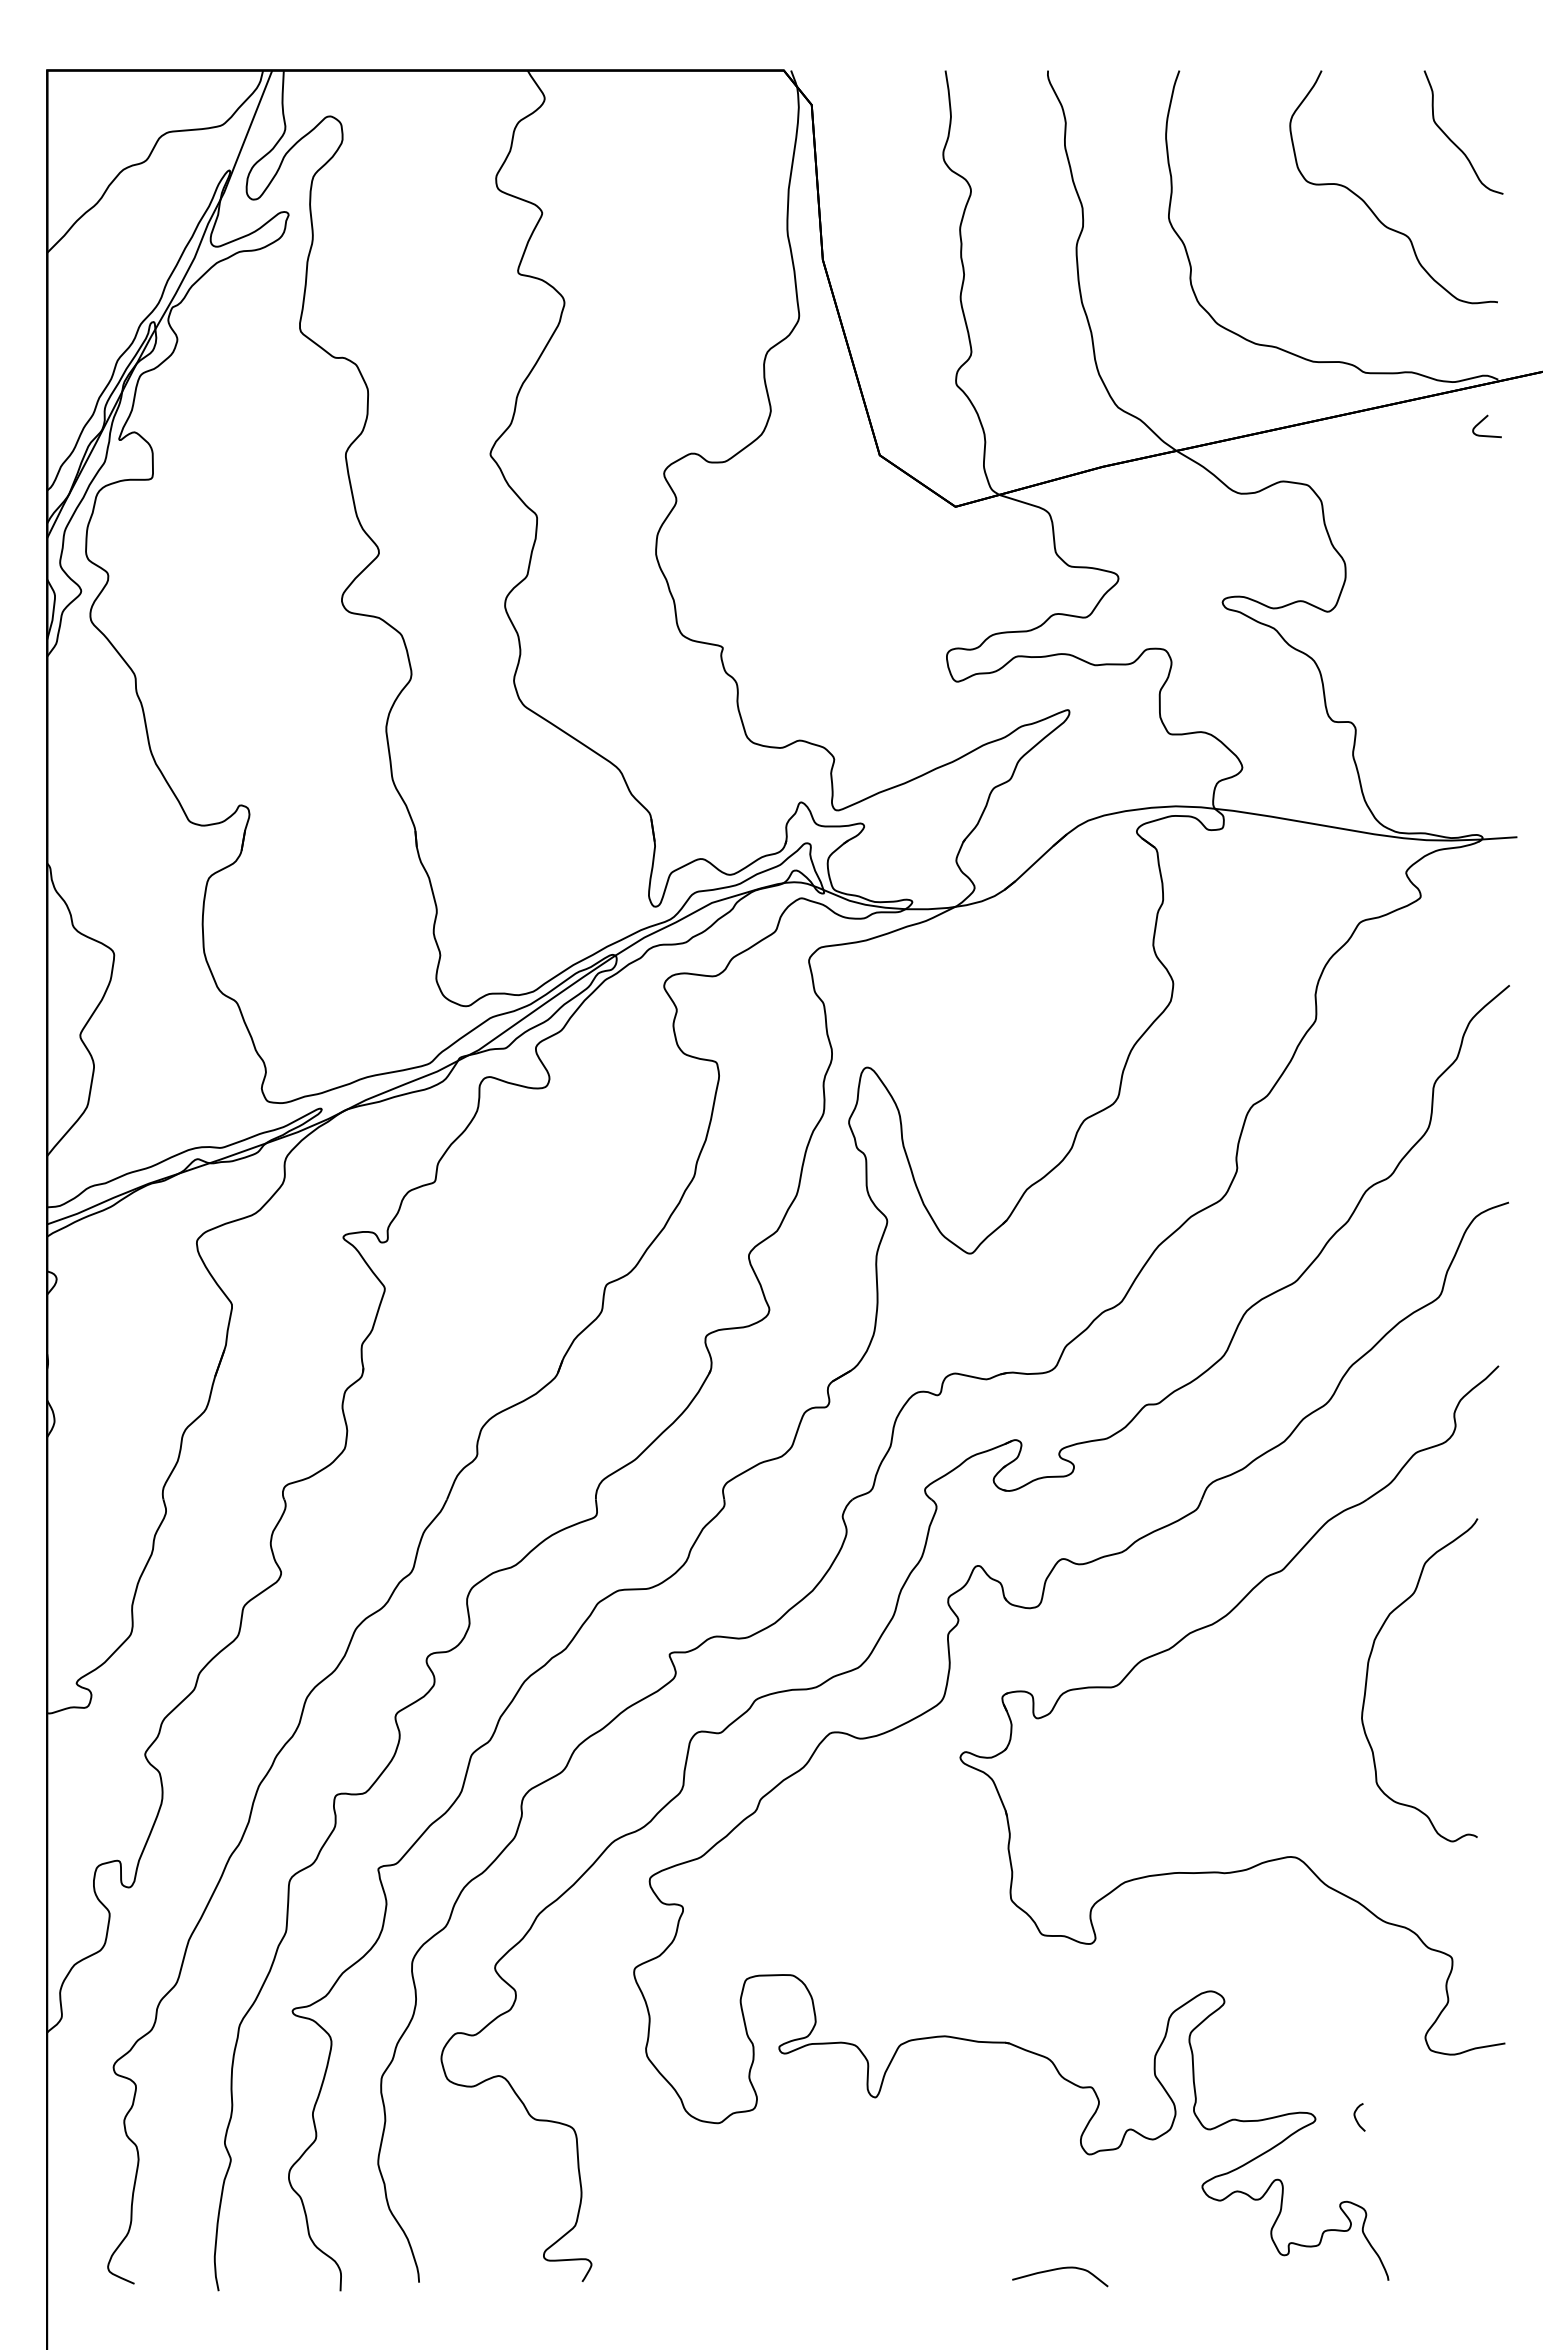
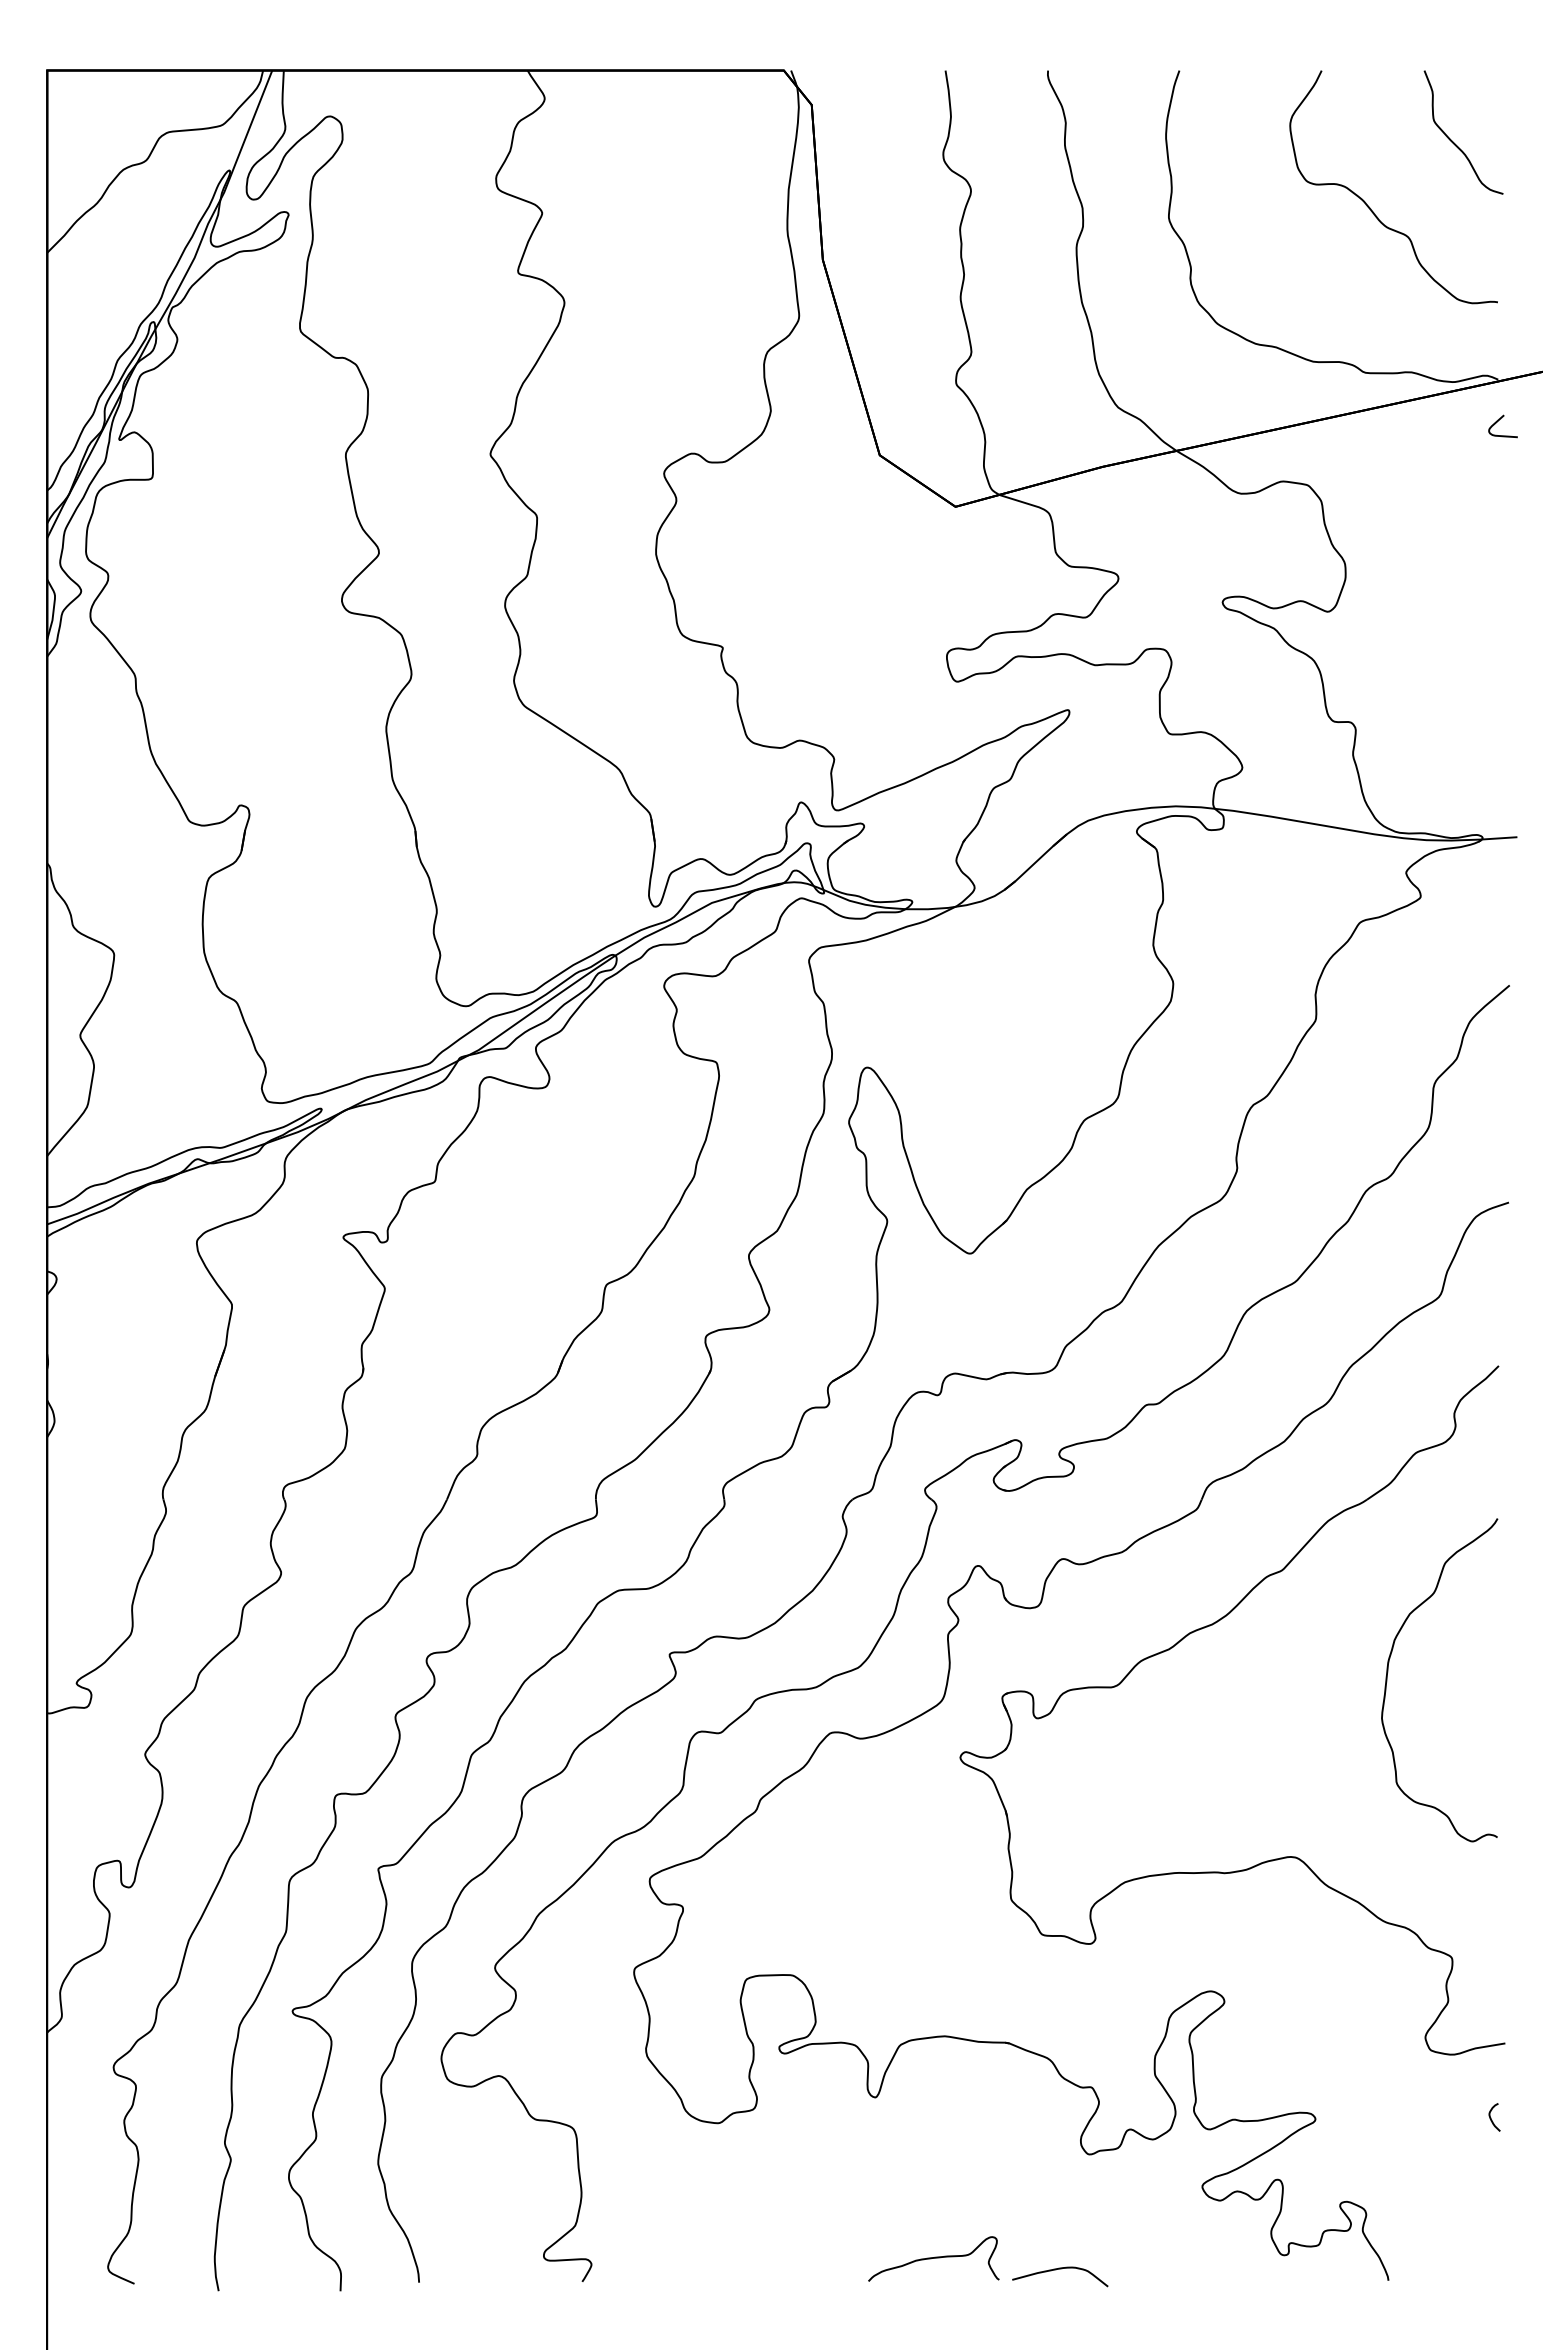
curve position: (1482, 421) -> (1498, 421) (1498, 421)
curve position: (1368, 1672) -> (1388, 1672) (1388, 1672)
curve position: (1356, 2117) -> (1491, 2117) (1491, 2117)
curve: none -> present (933, 2258)
